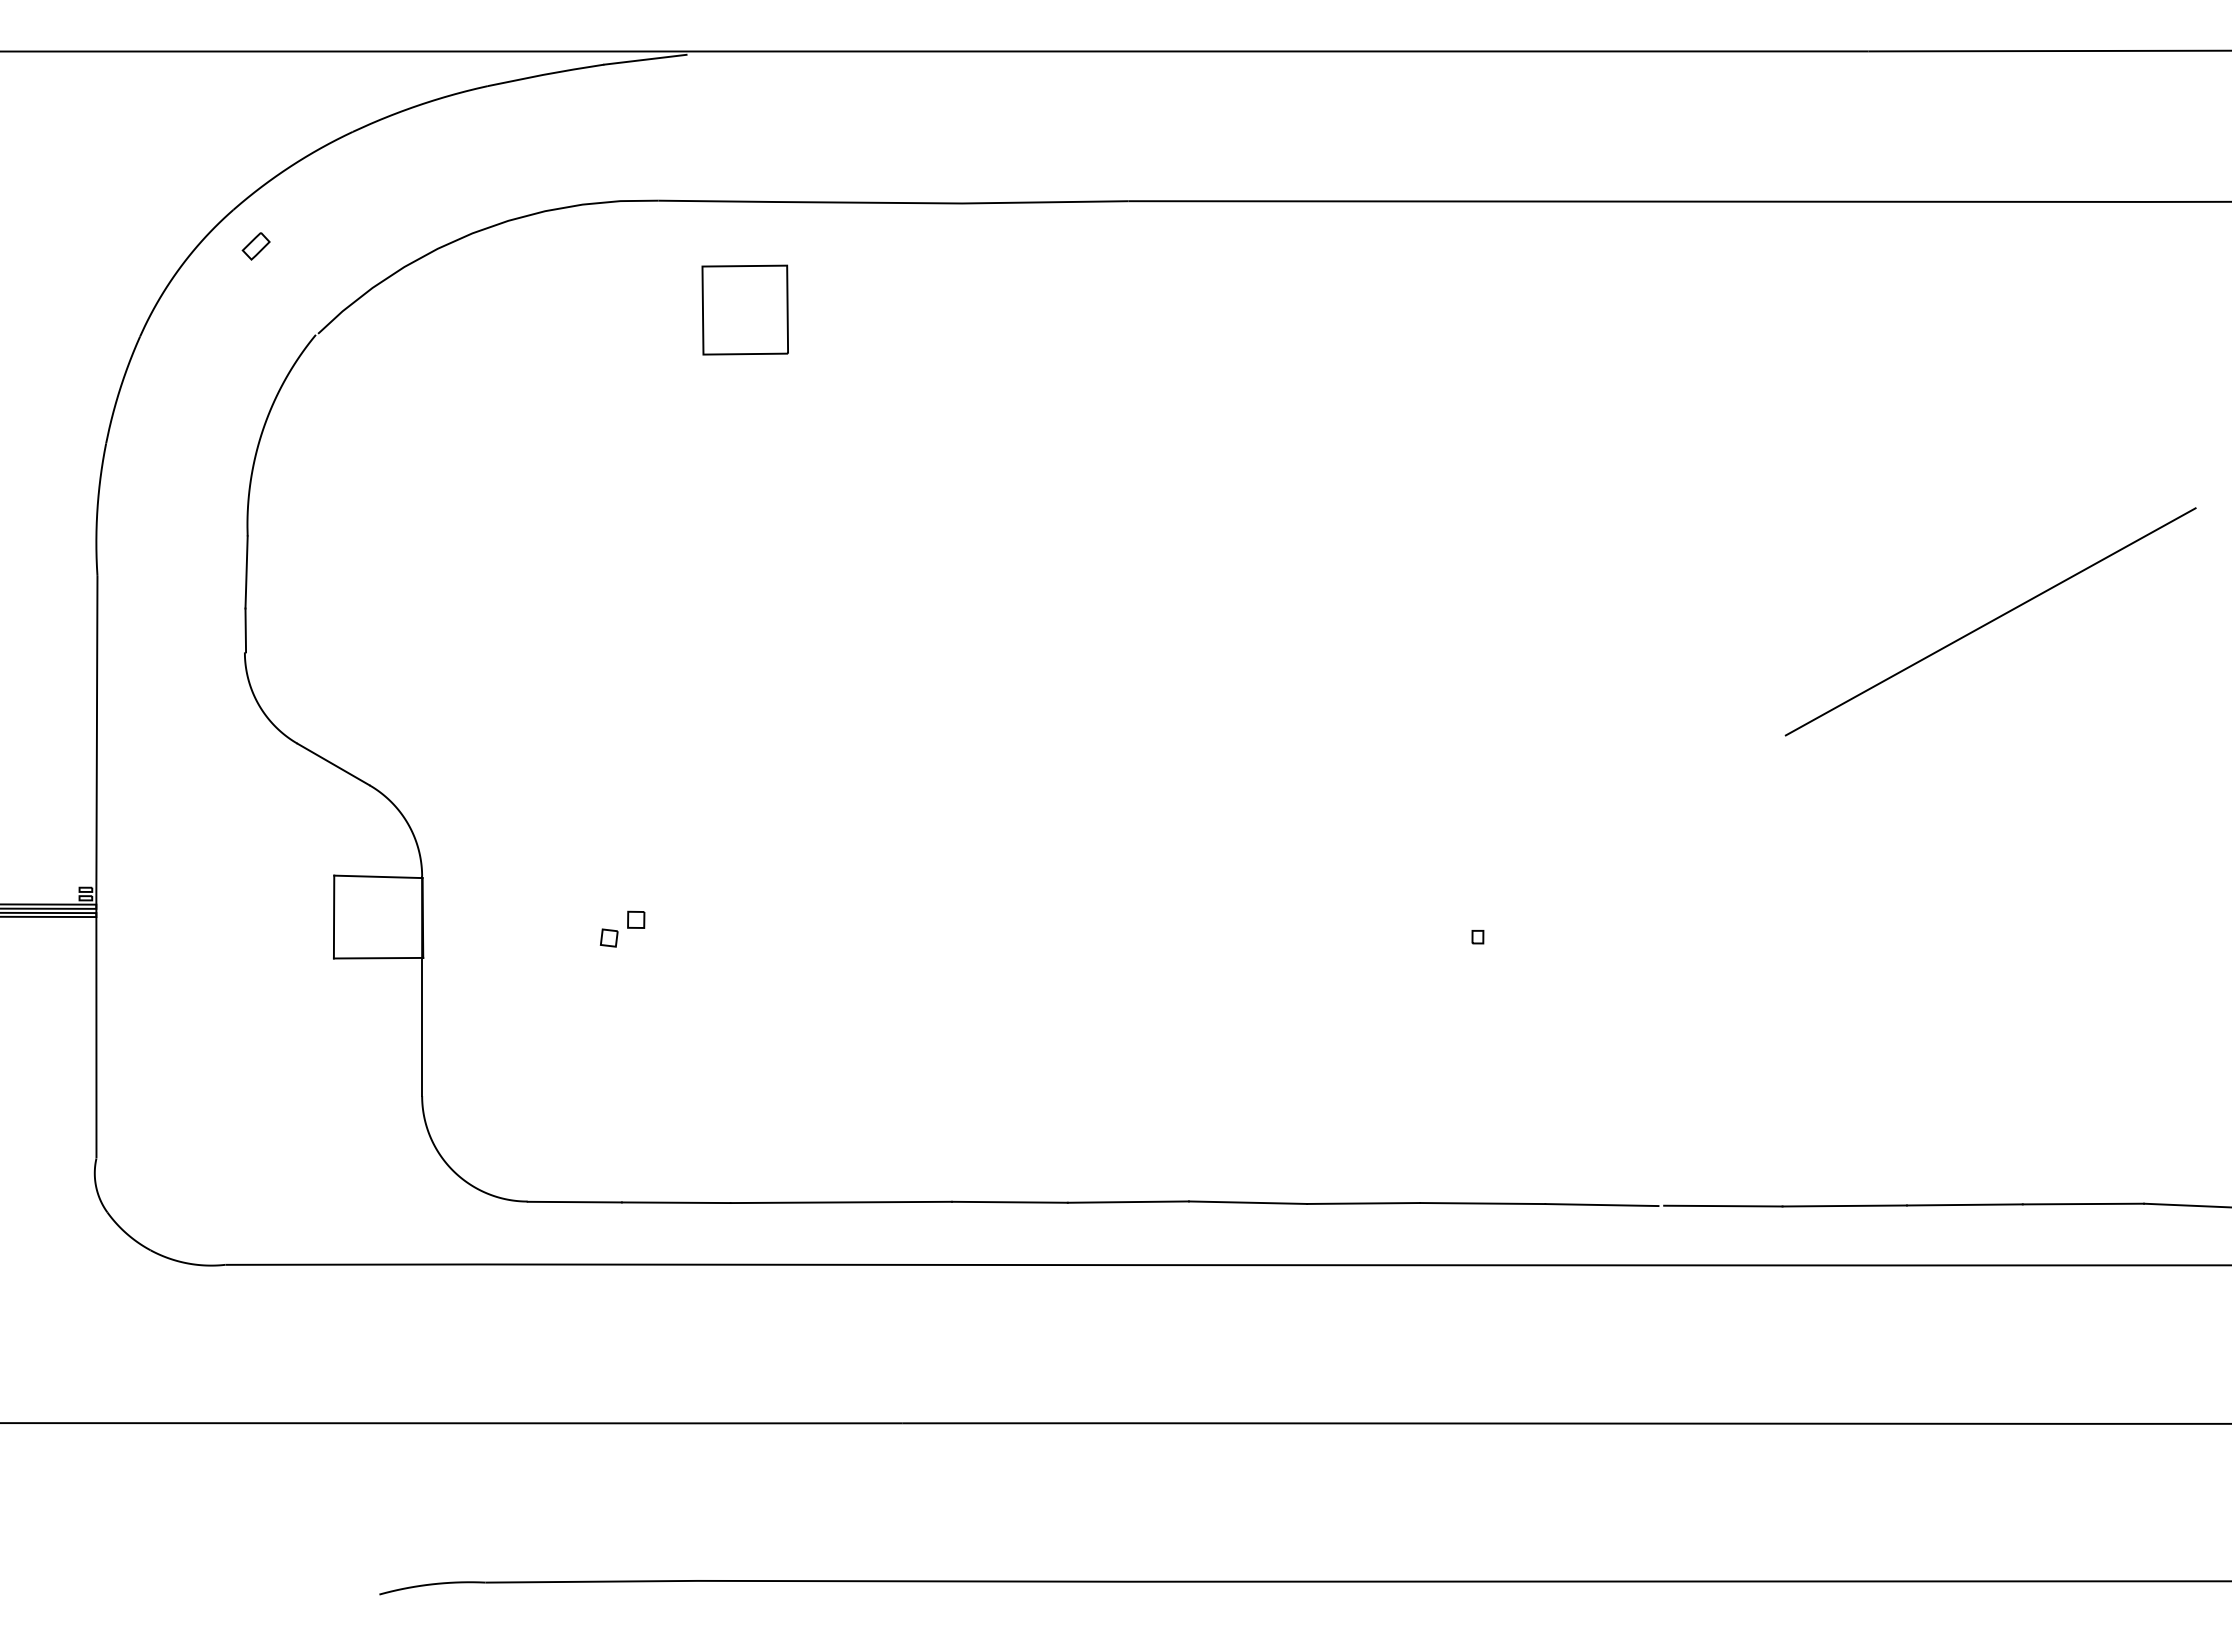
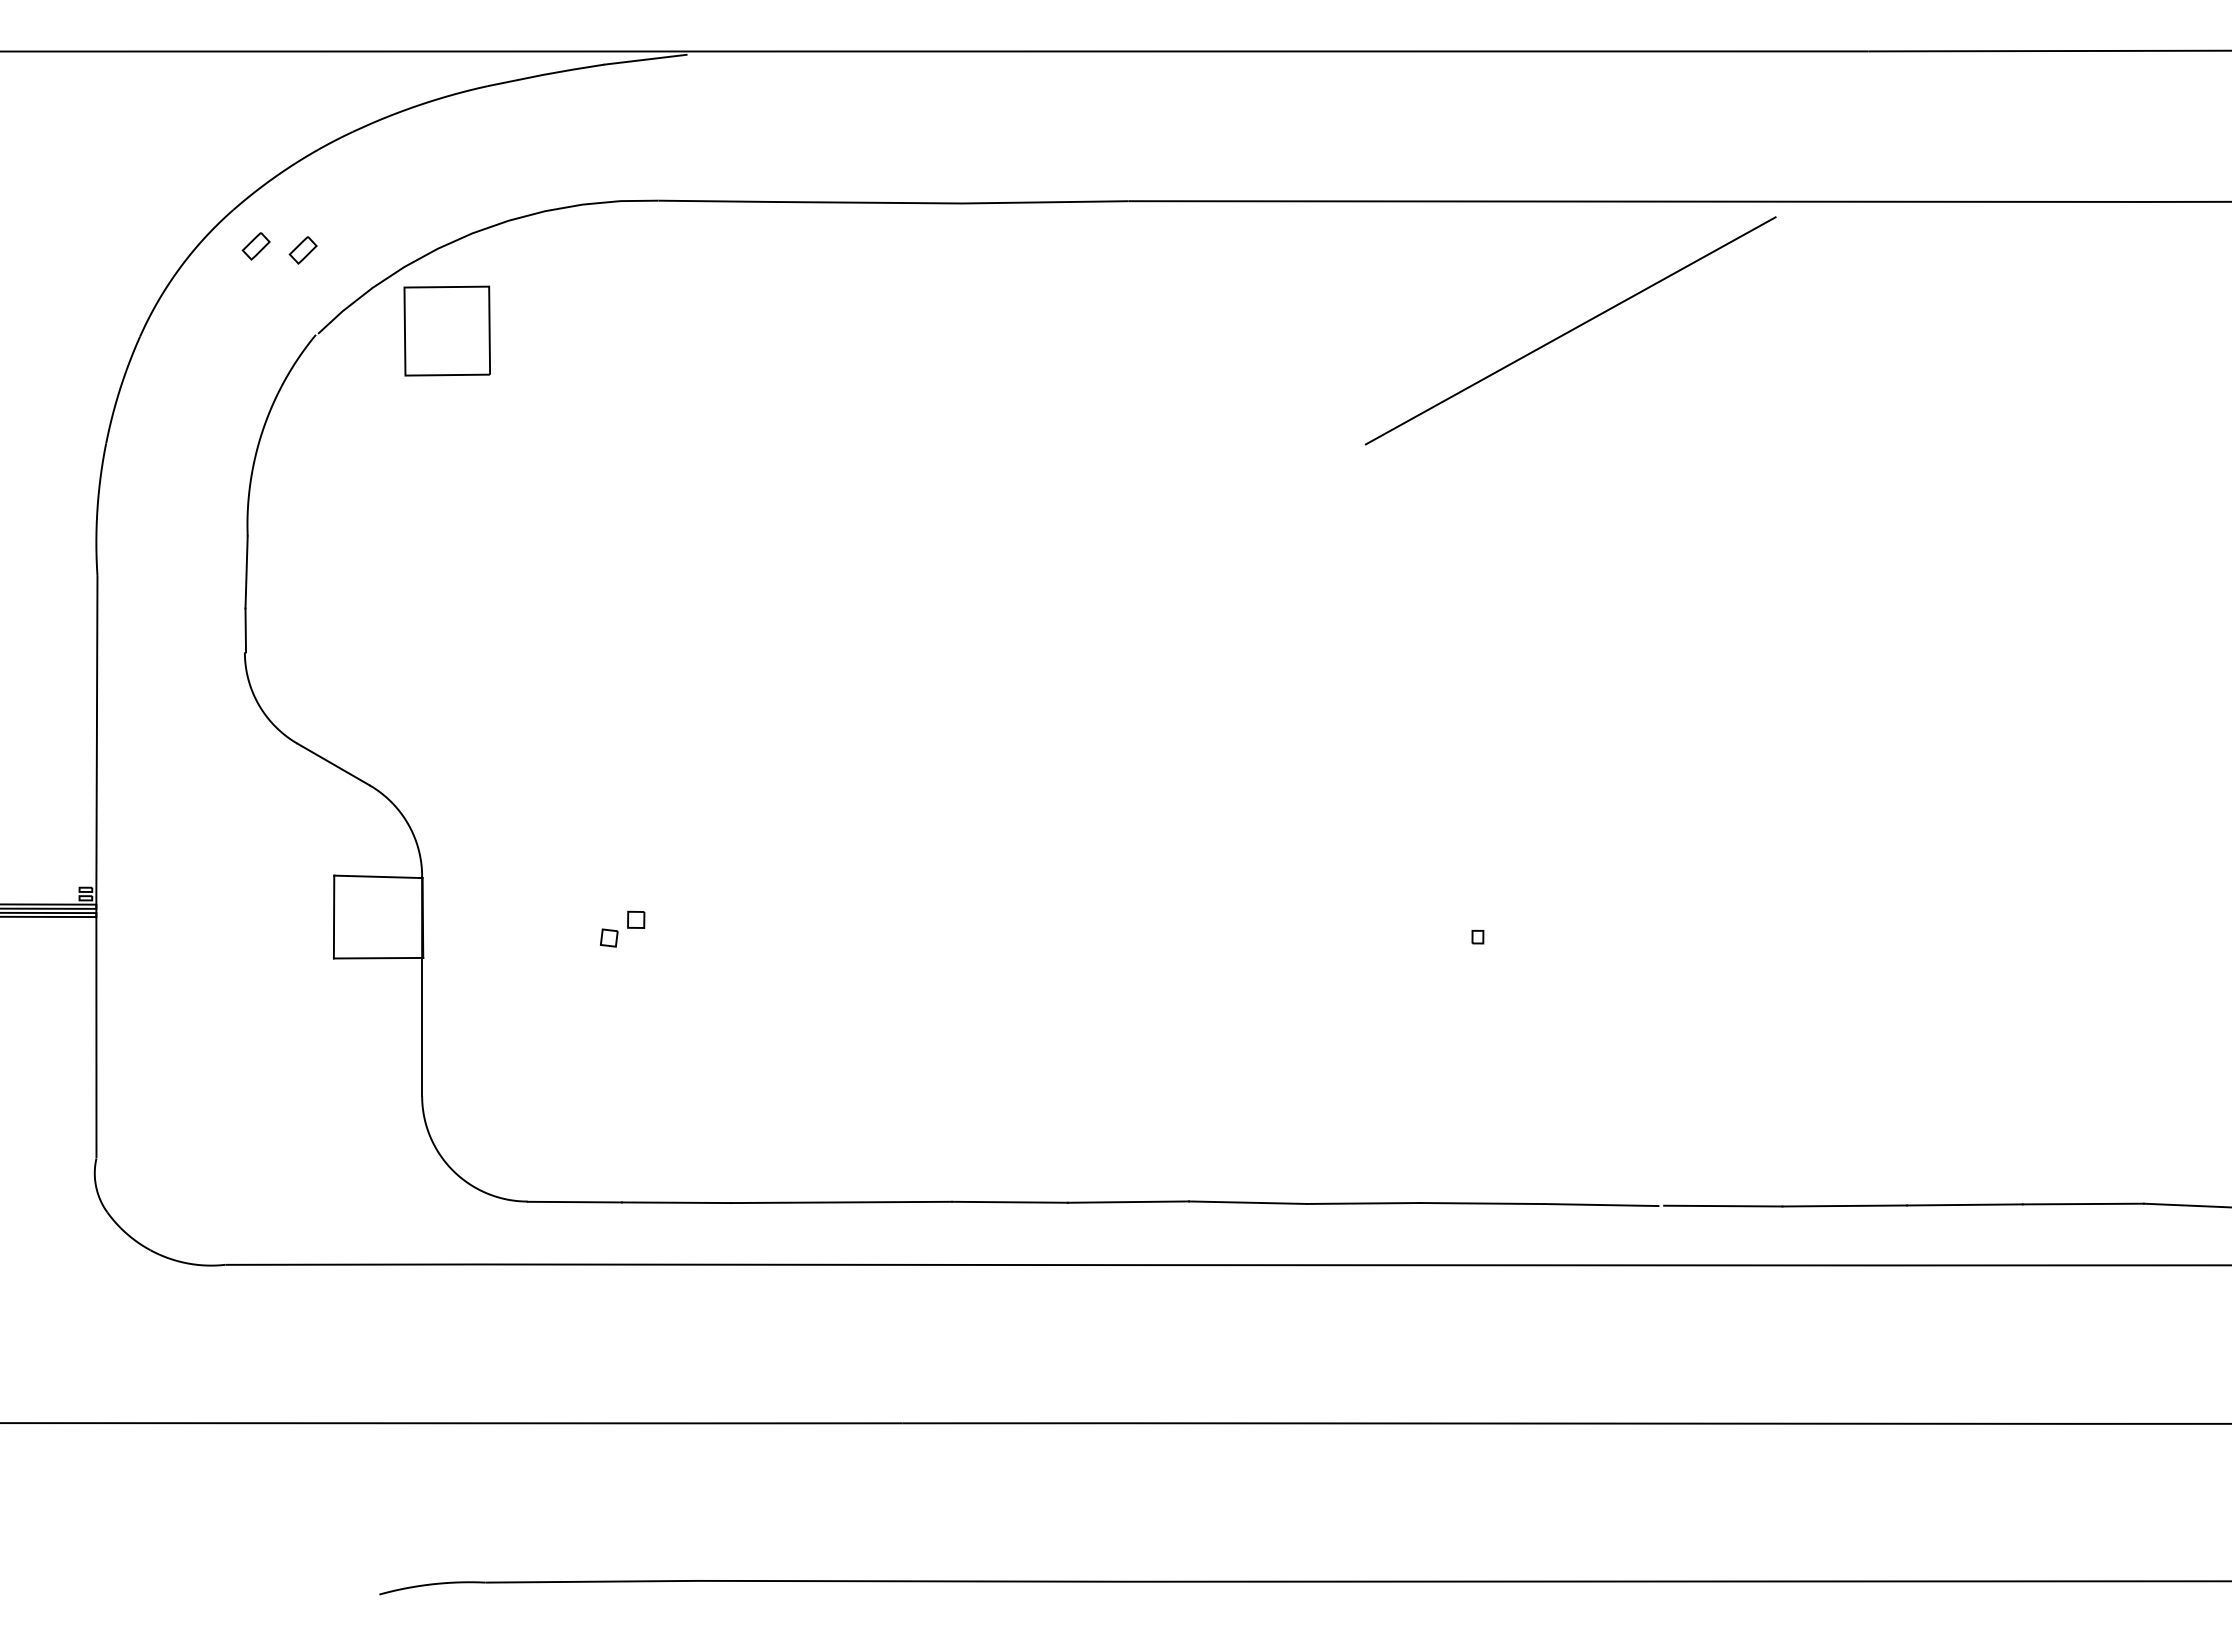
part: none -> present (302, 250)
part position: (744, 309) -> (446, 330) (446, 330)
line position: (1990, 621) -> (1570, 330) (1570, 330)
